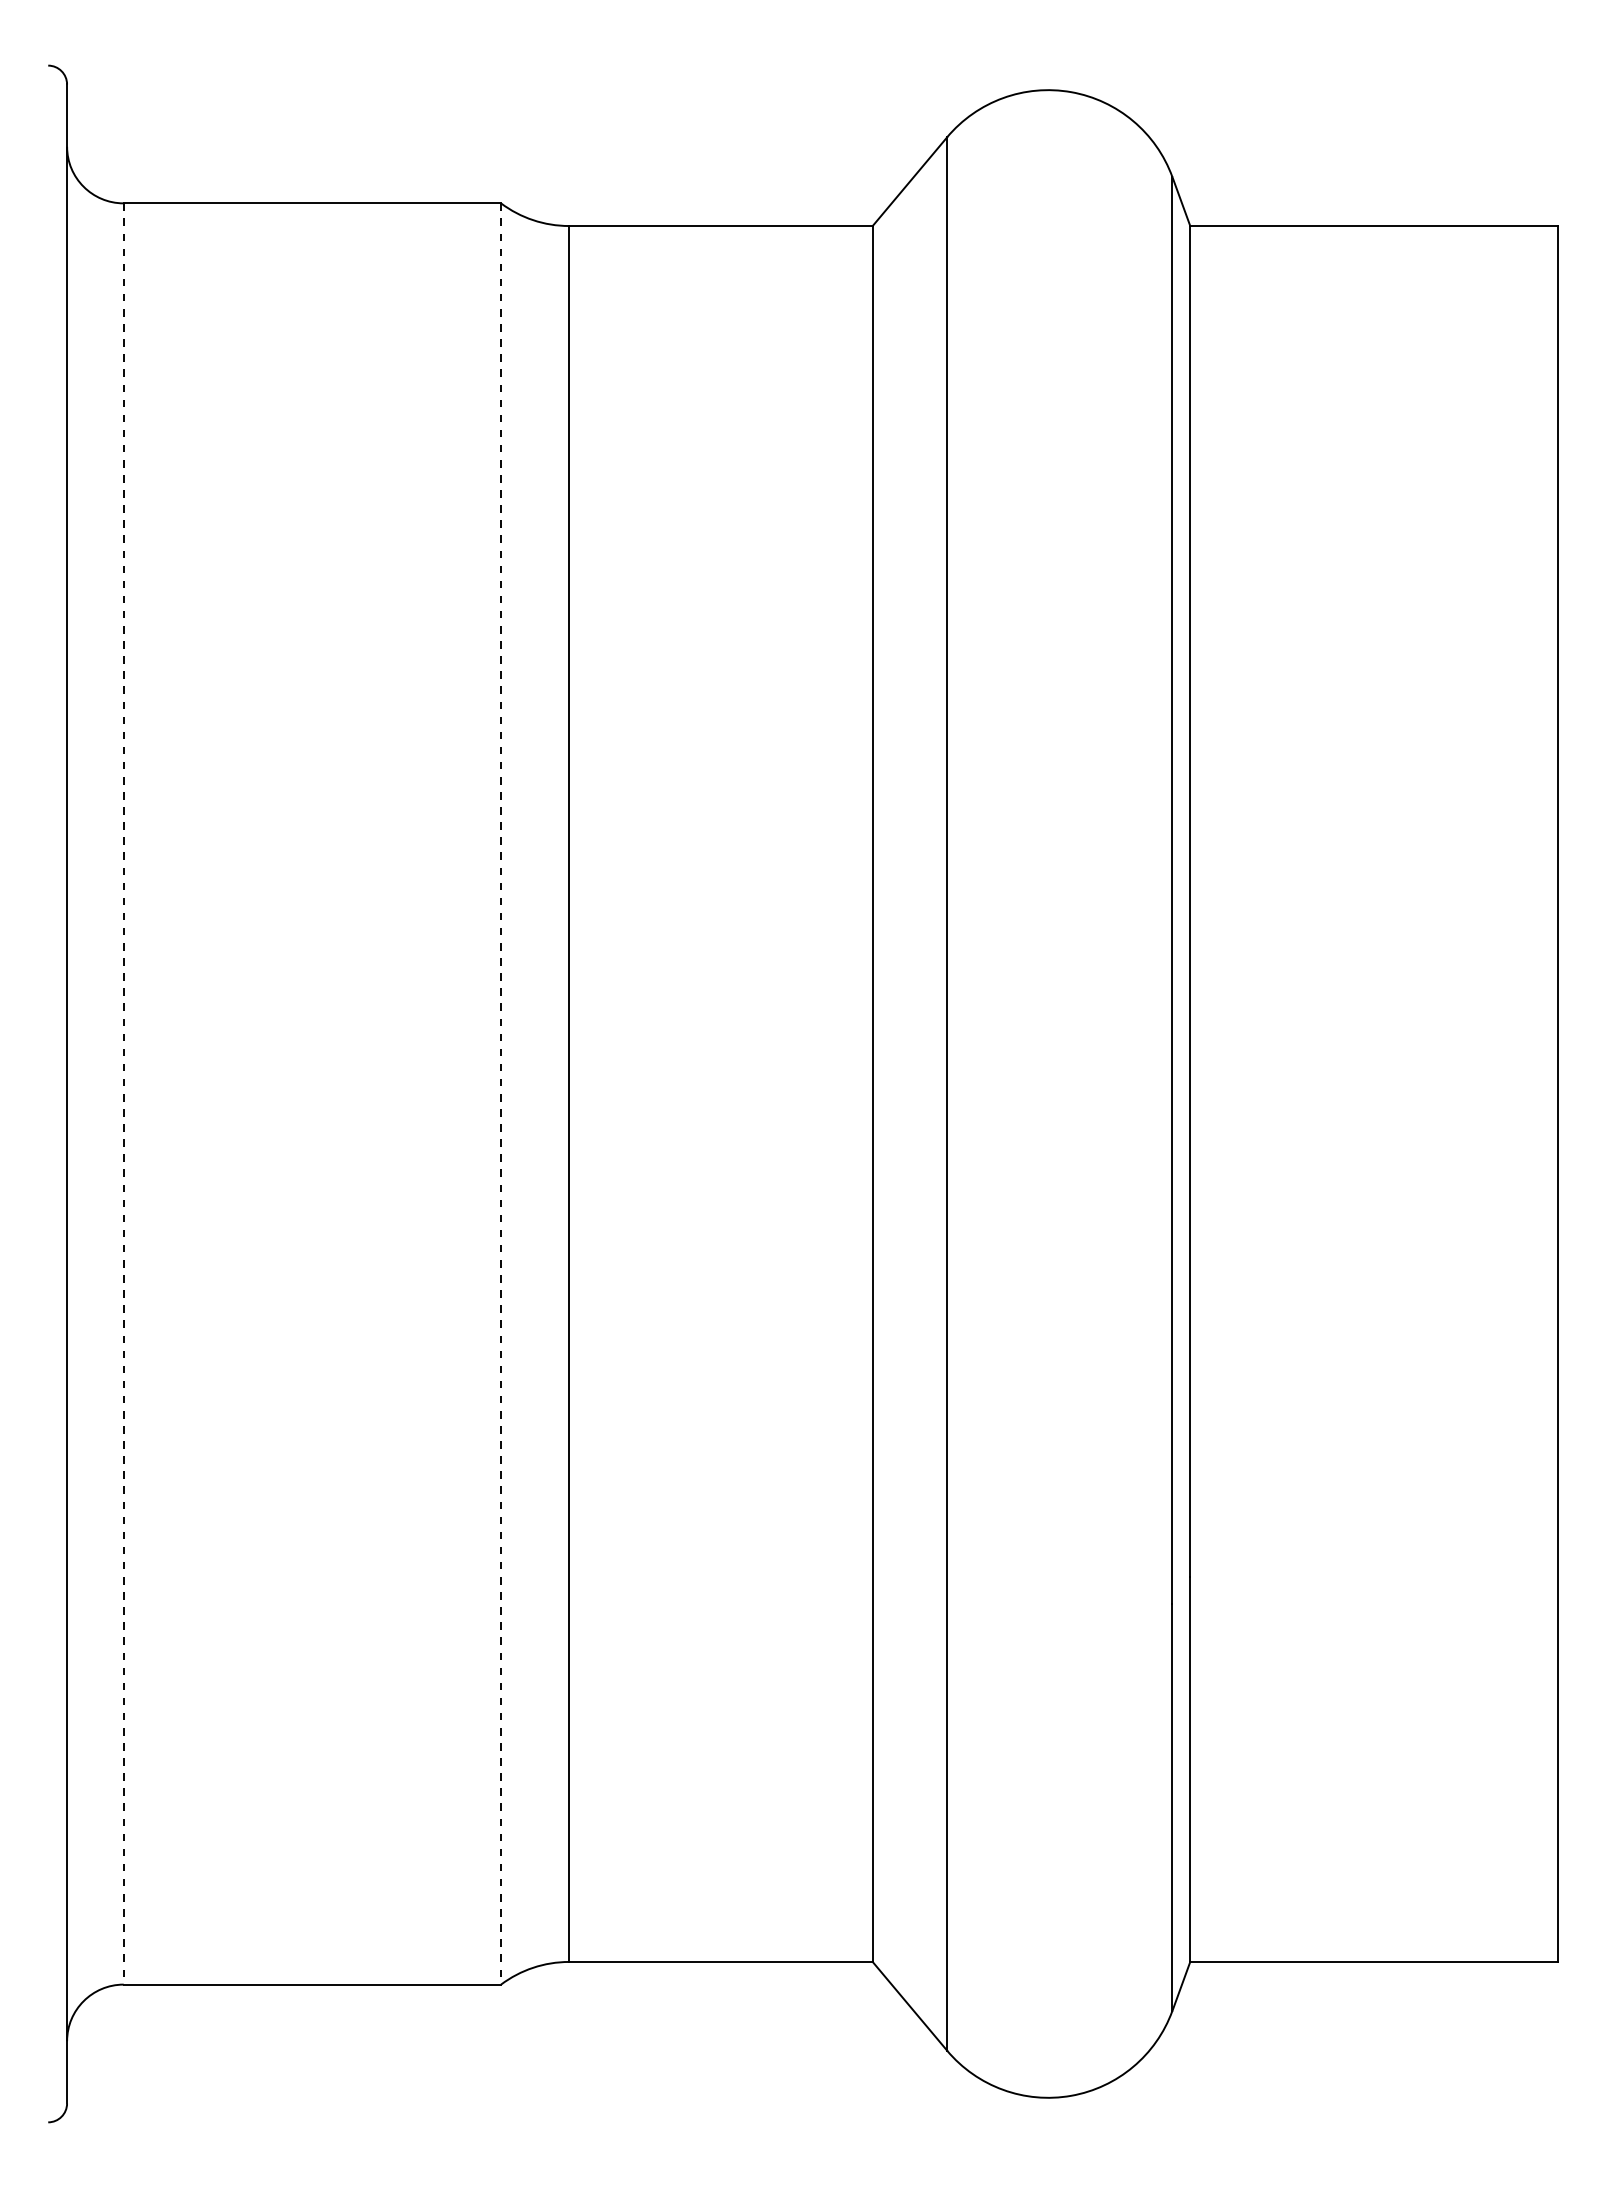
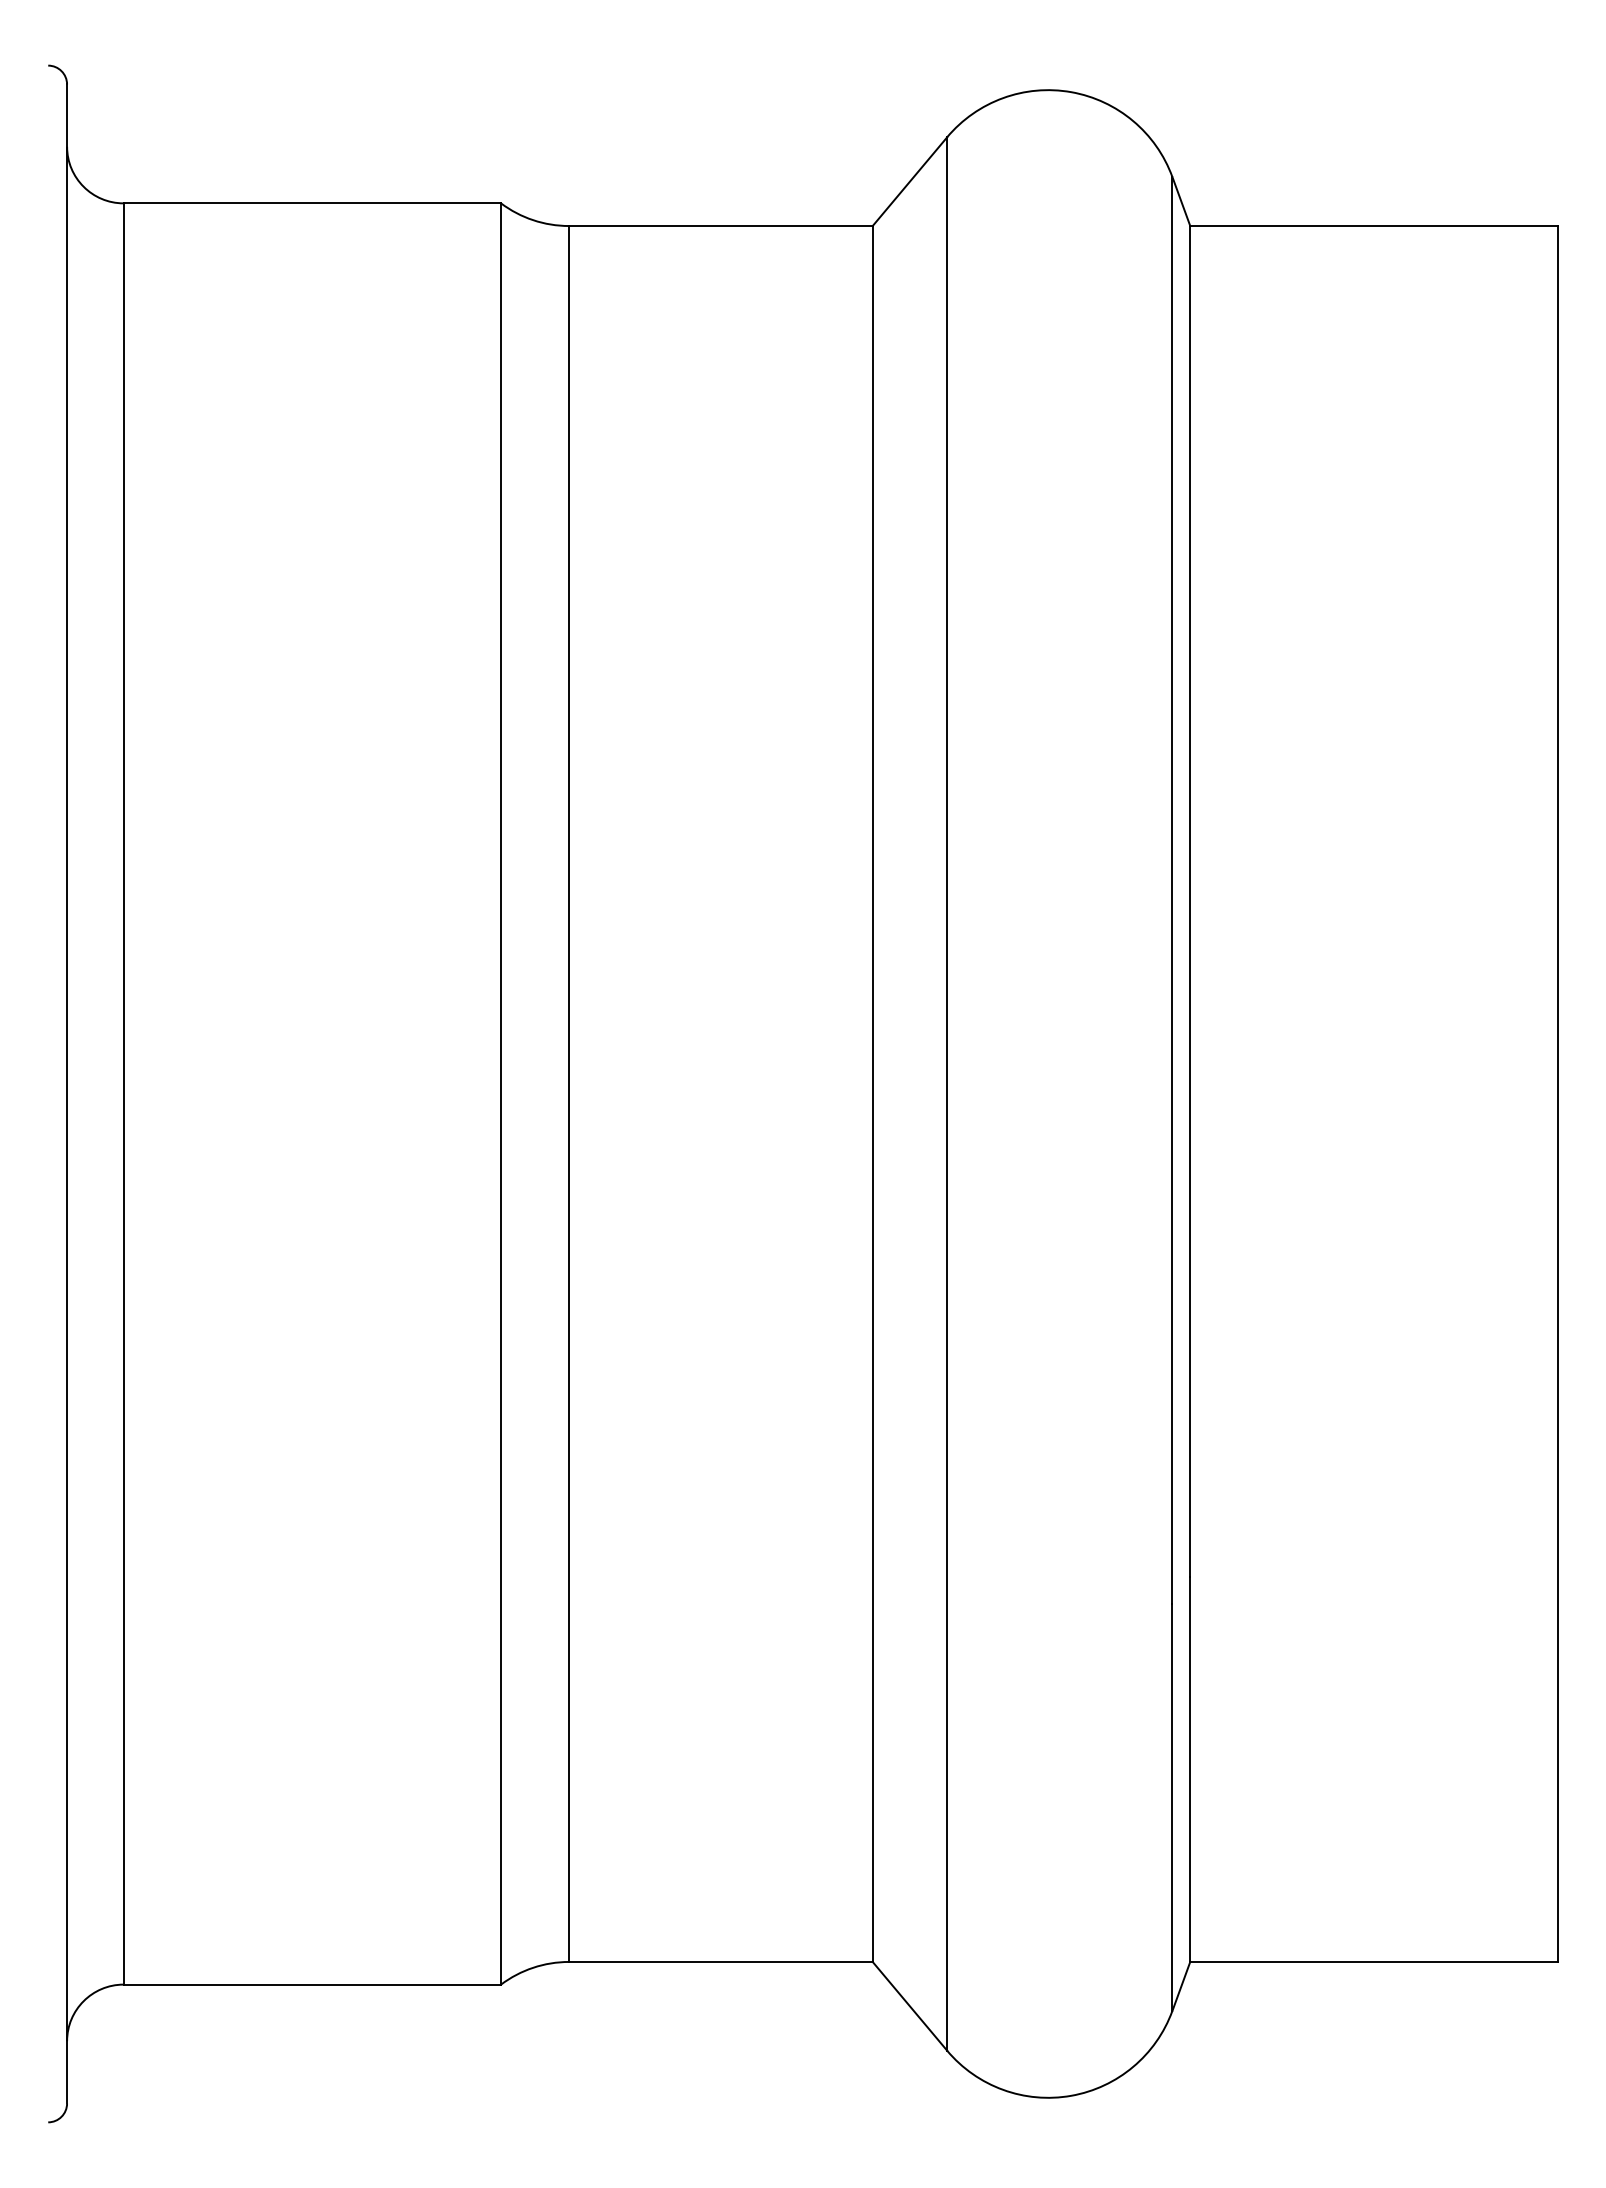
line: dashed -> solid (123, 1093)
line: dashed -> solid (501, 1093)
